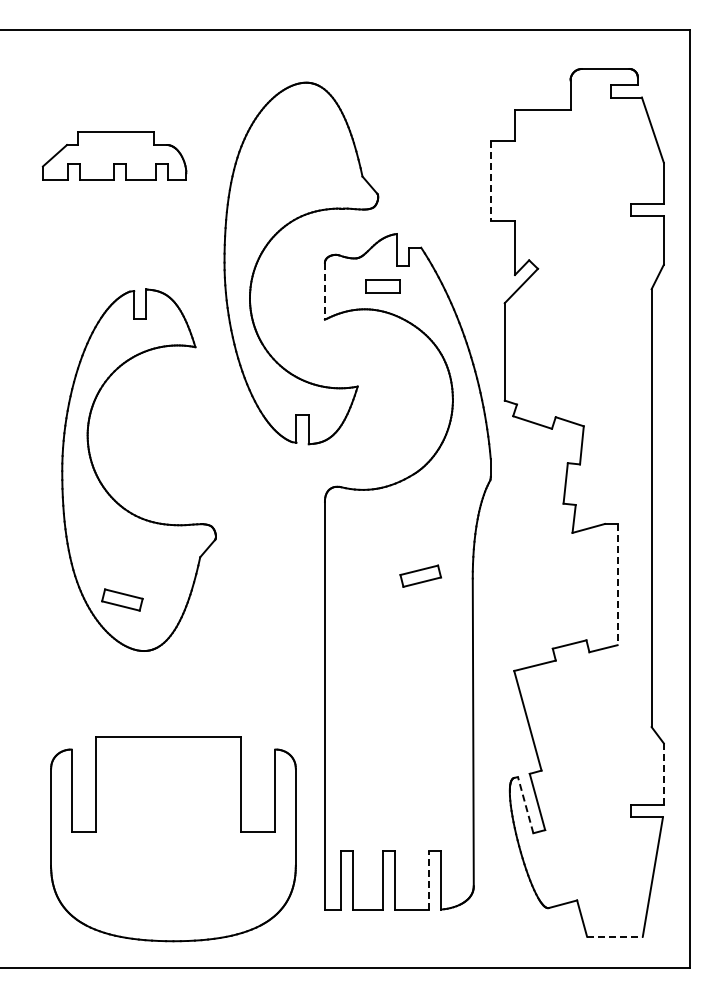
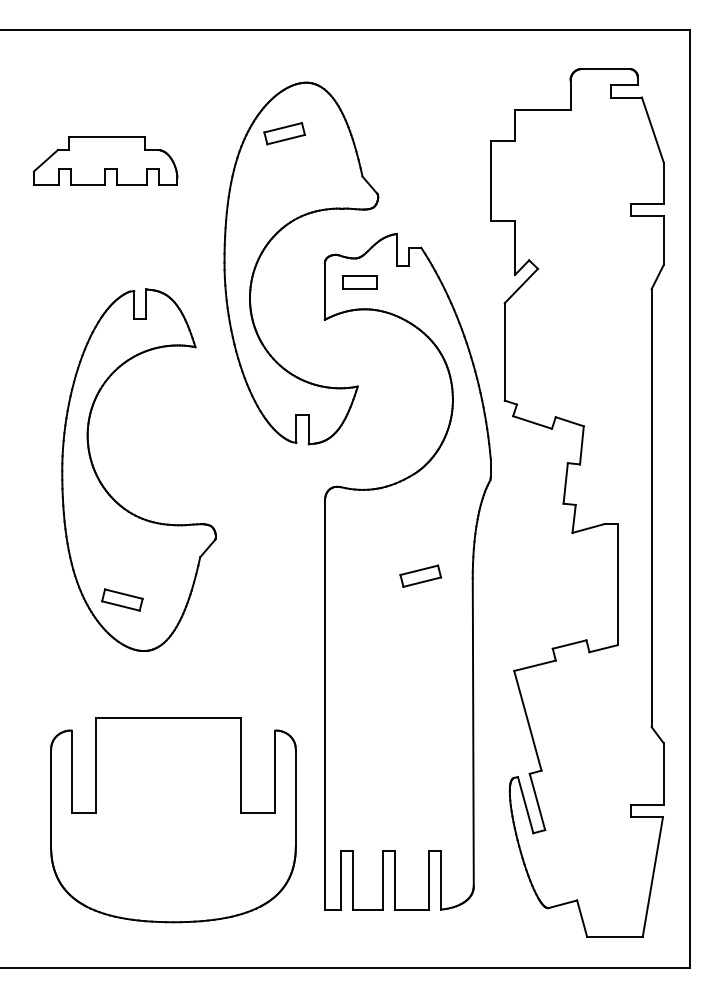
part: none -> present (284, 133)
part position: (114, 155) -> (105, 160) (105, 160)
line: dashed -> solid (490, 181)
part position: (382, 286) -> (359, 282) (359, 282)
line: dashed -> solid (324, 291)
line: dashed -> solid (617, 584)
line: dashed -> solid (663, 774)
line: dashed -> solid (525, 804)
part position: (173, 839) -> (173, 820) (173, 820)
line: dashed -> solid (428, 880)
line: dashed -> solid (614, 936)
